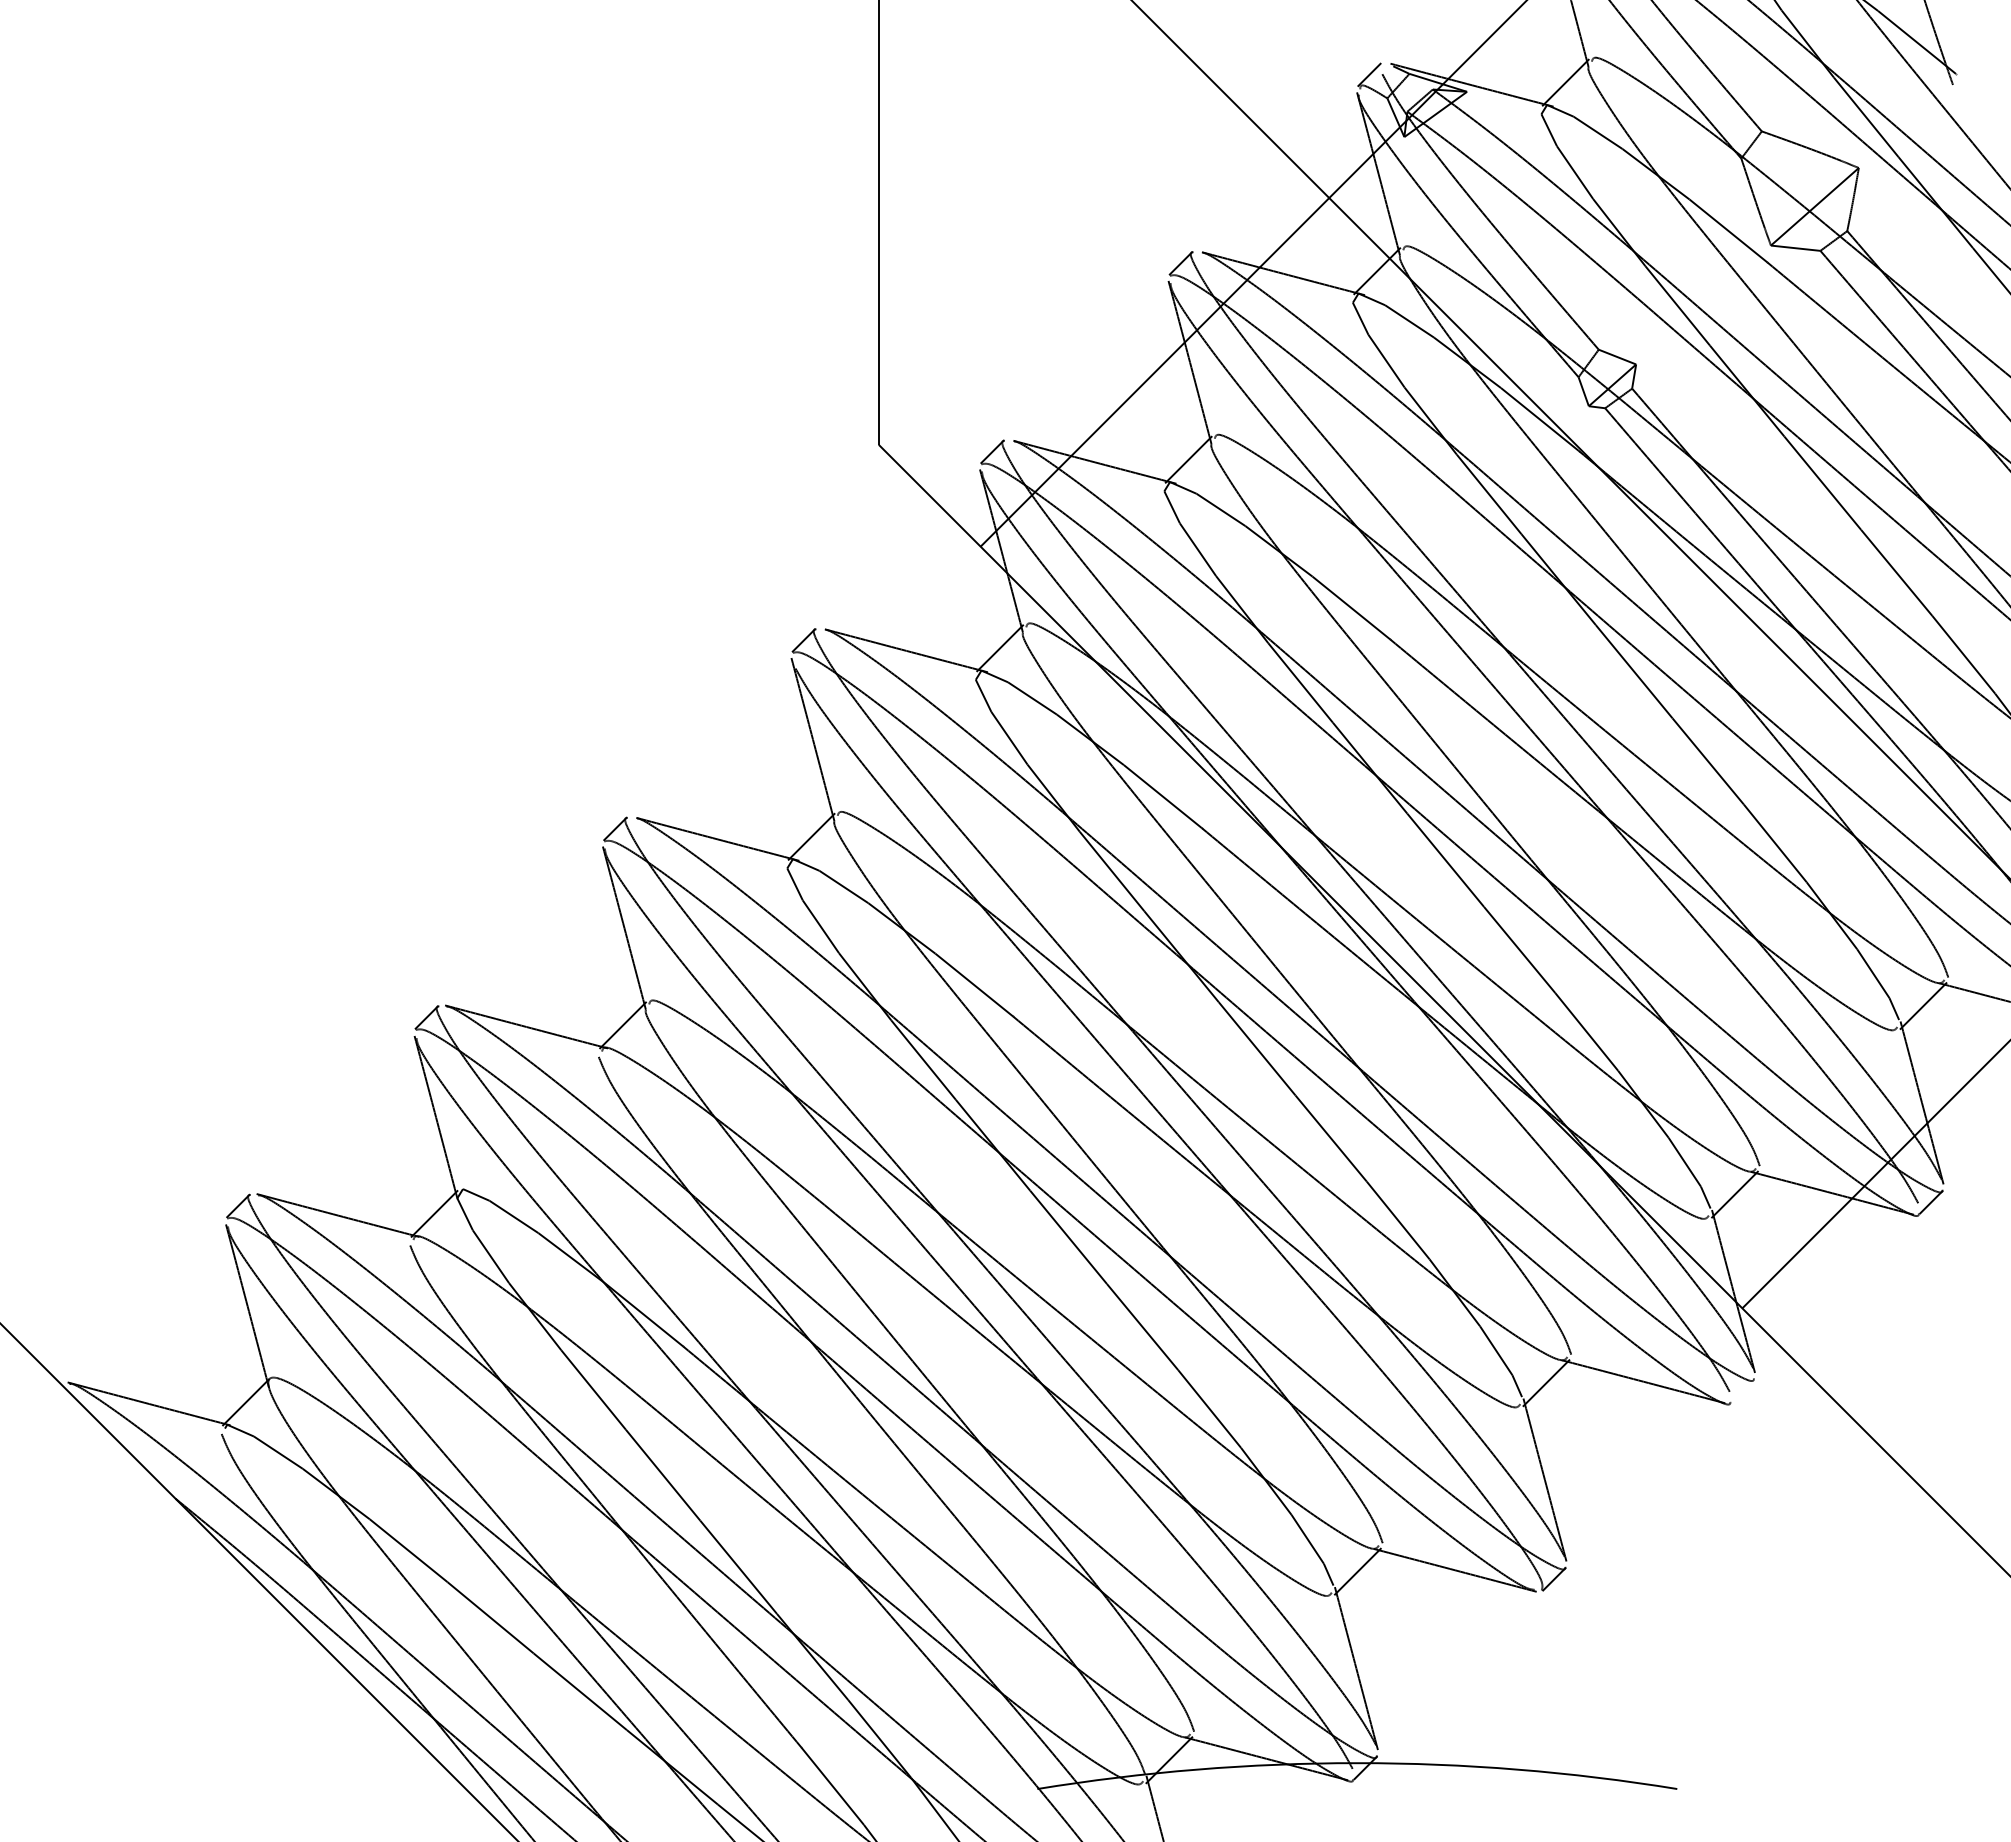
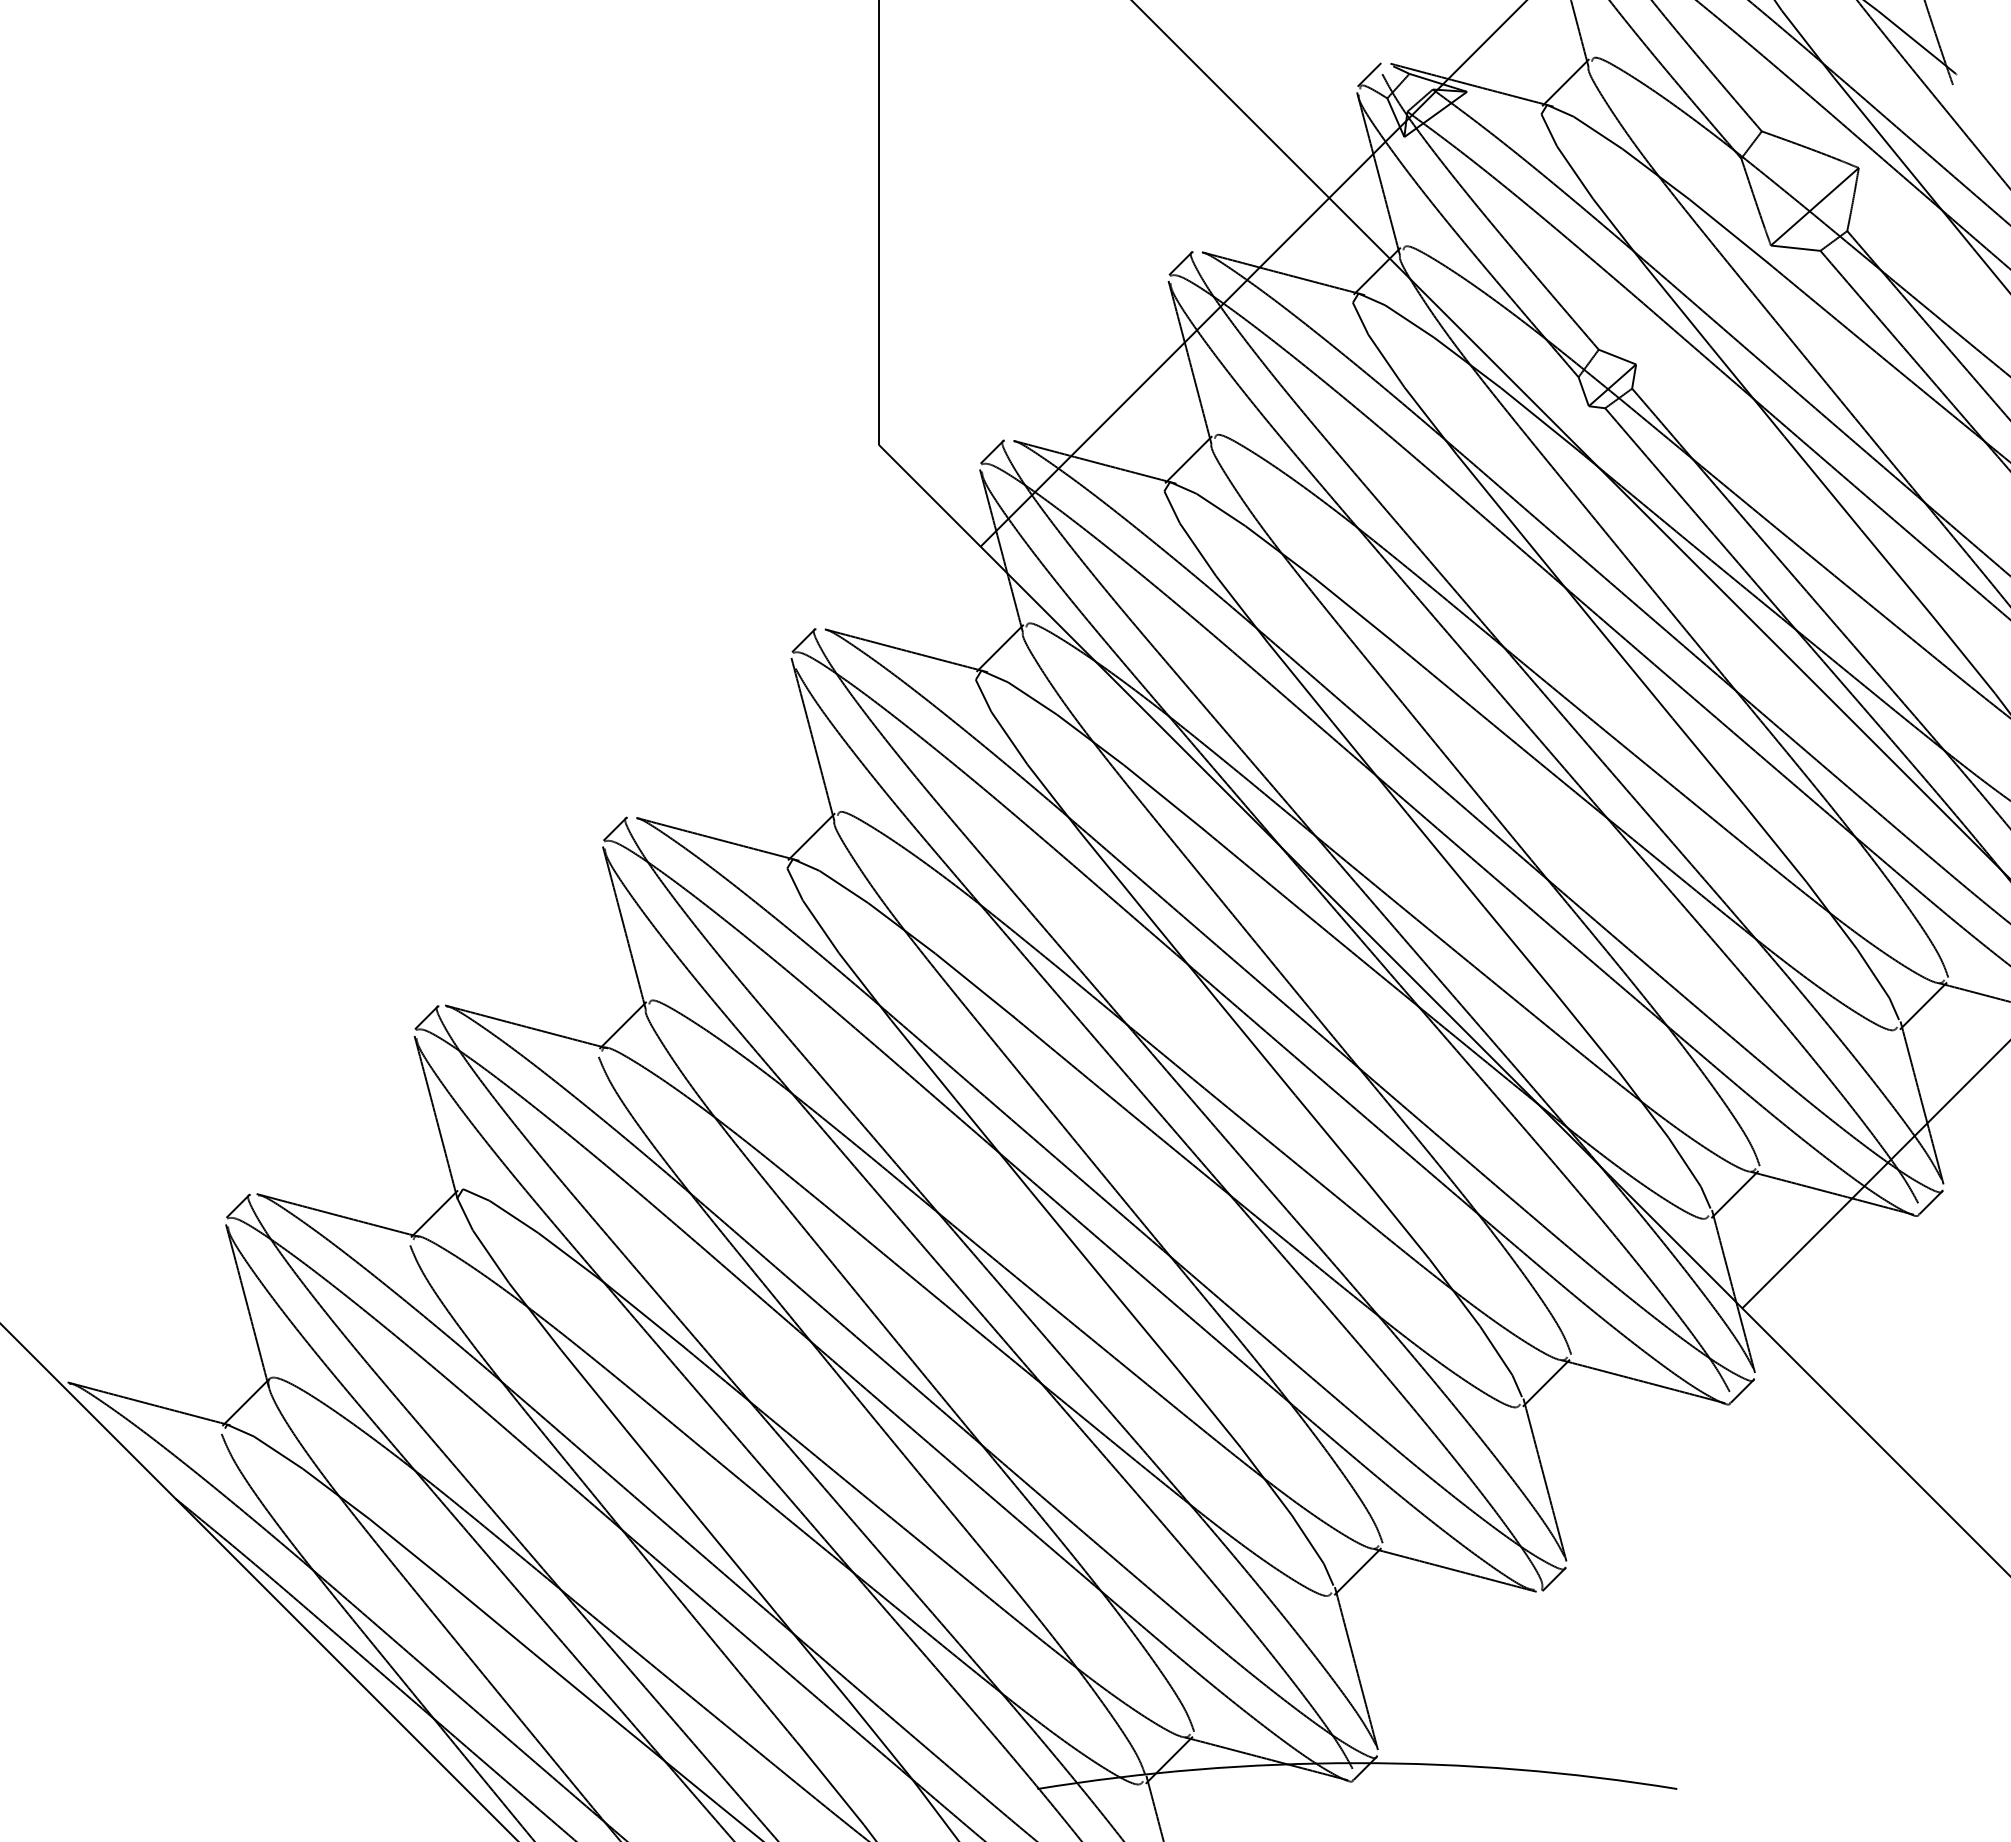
line: none -> present (1742, 1390)
